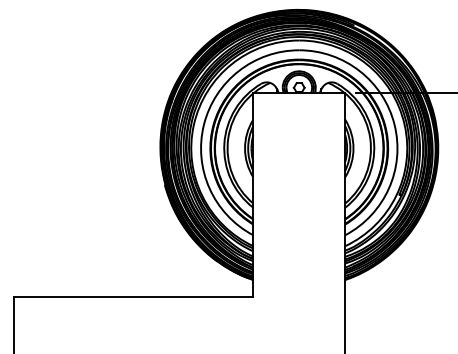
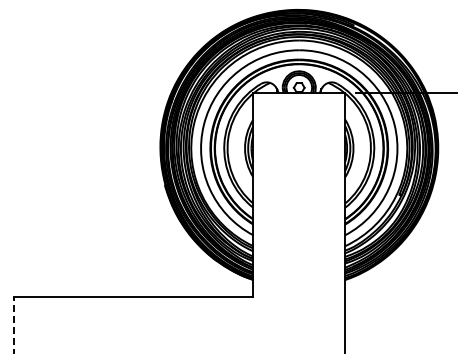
line: solid -> dashed (14, 325)
